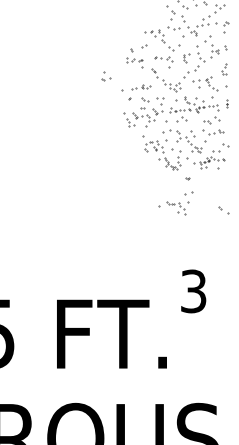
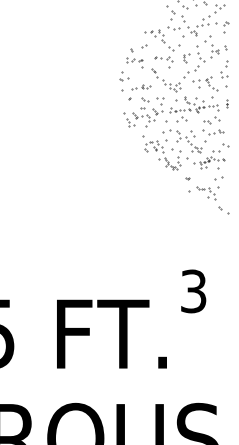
part size: 7x13 px -> 9x19 px (224, 69)
part position: (106, 76) -> (124, 76) (124, 76)
part position: (175, 203) -> (205, 188) (205, 188)
